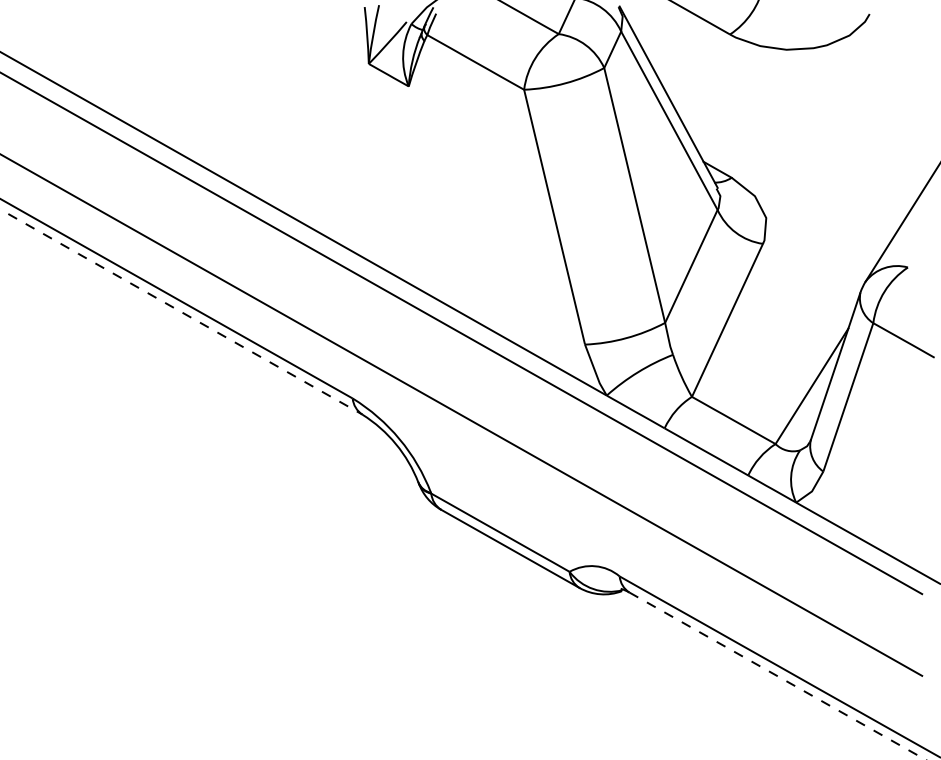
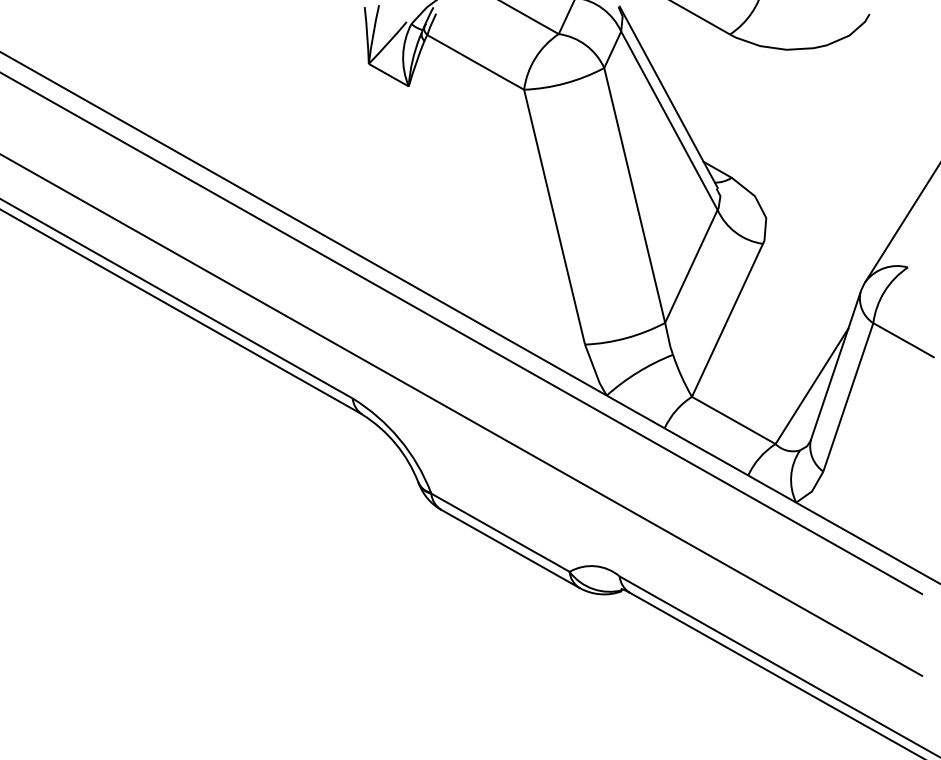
line: dashed -> solid (180, 311)
line: dashed -> solid (778, 676)
